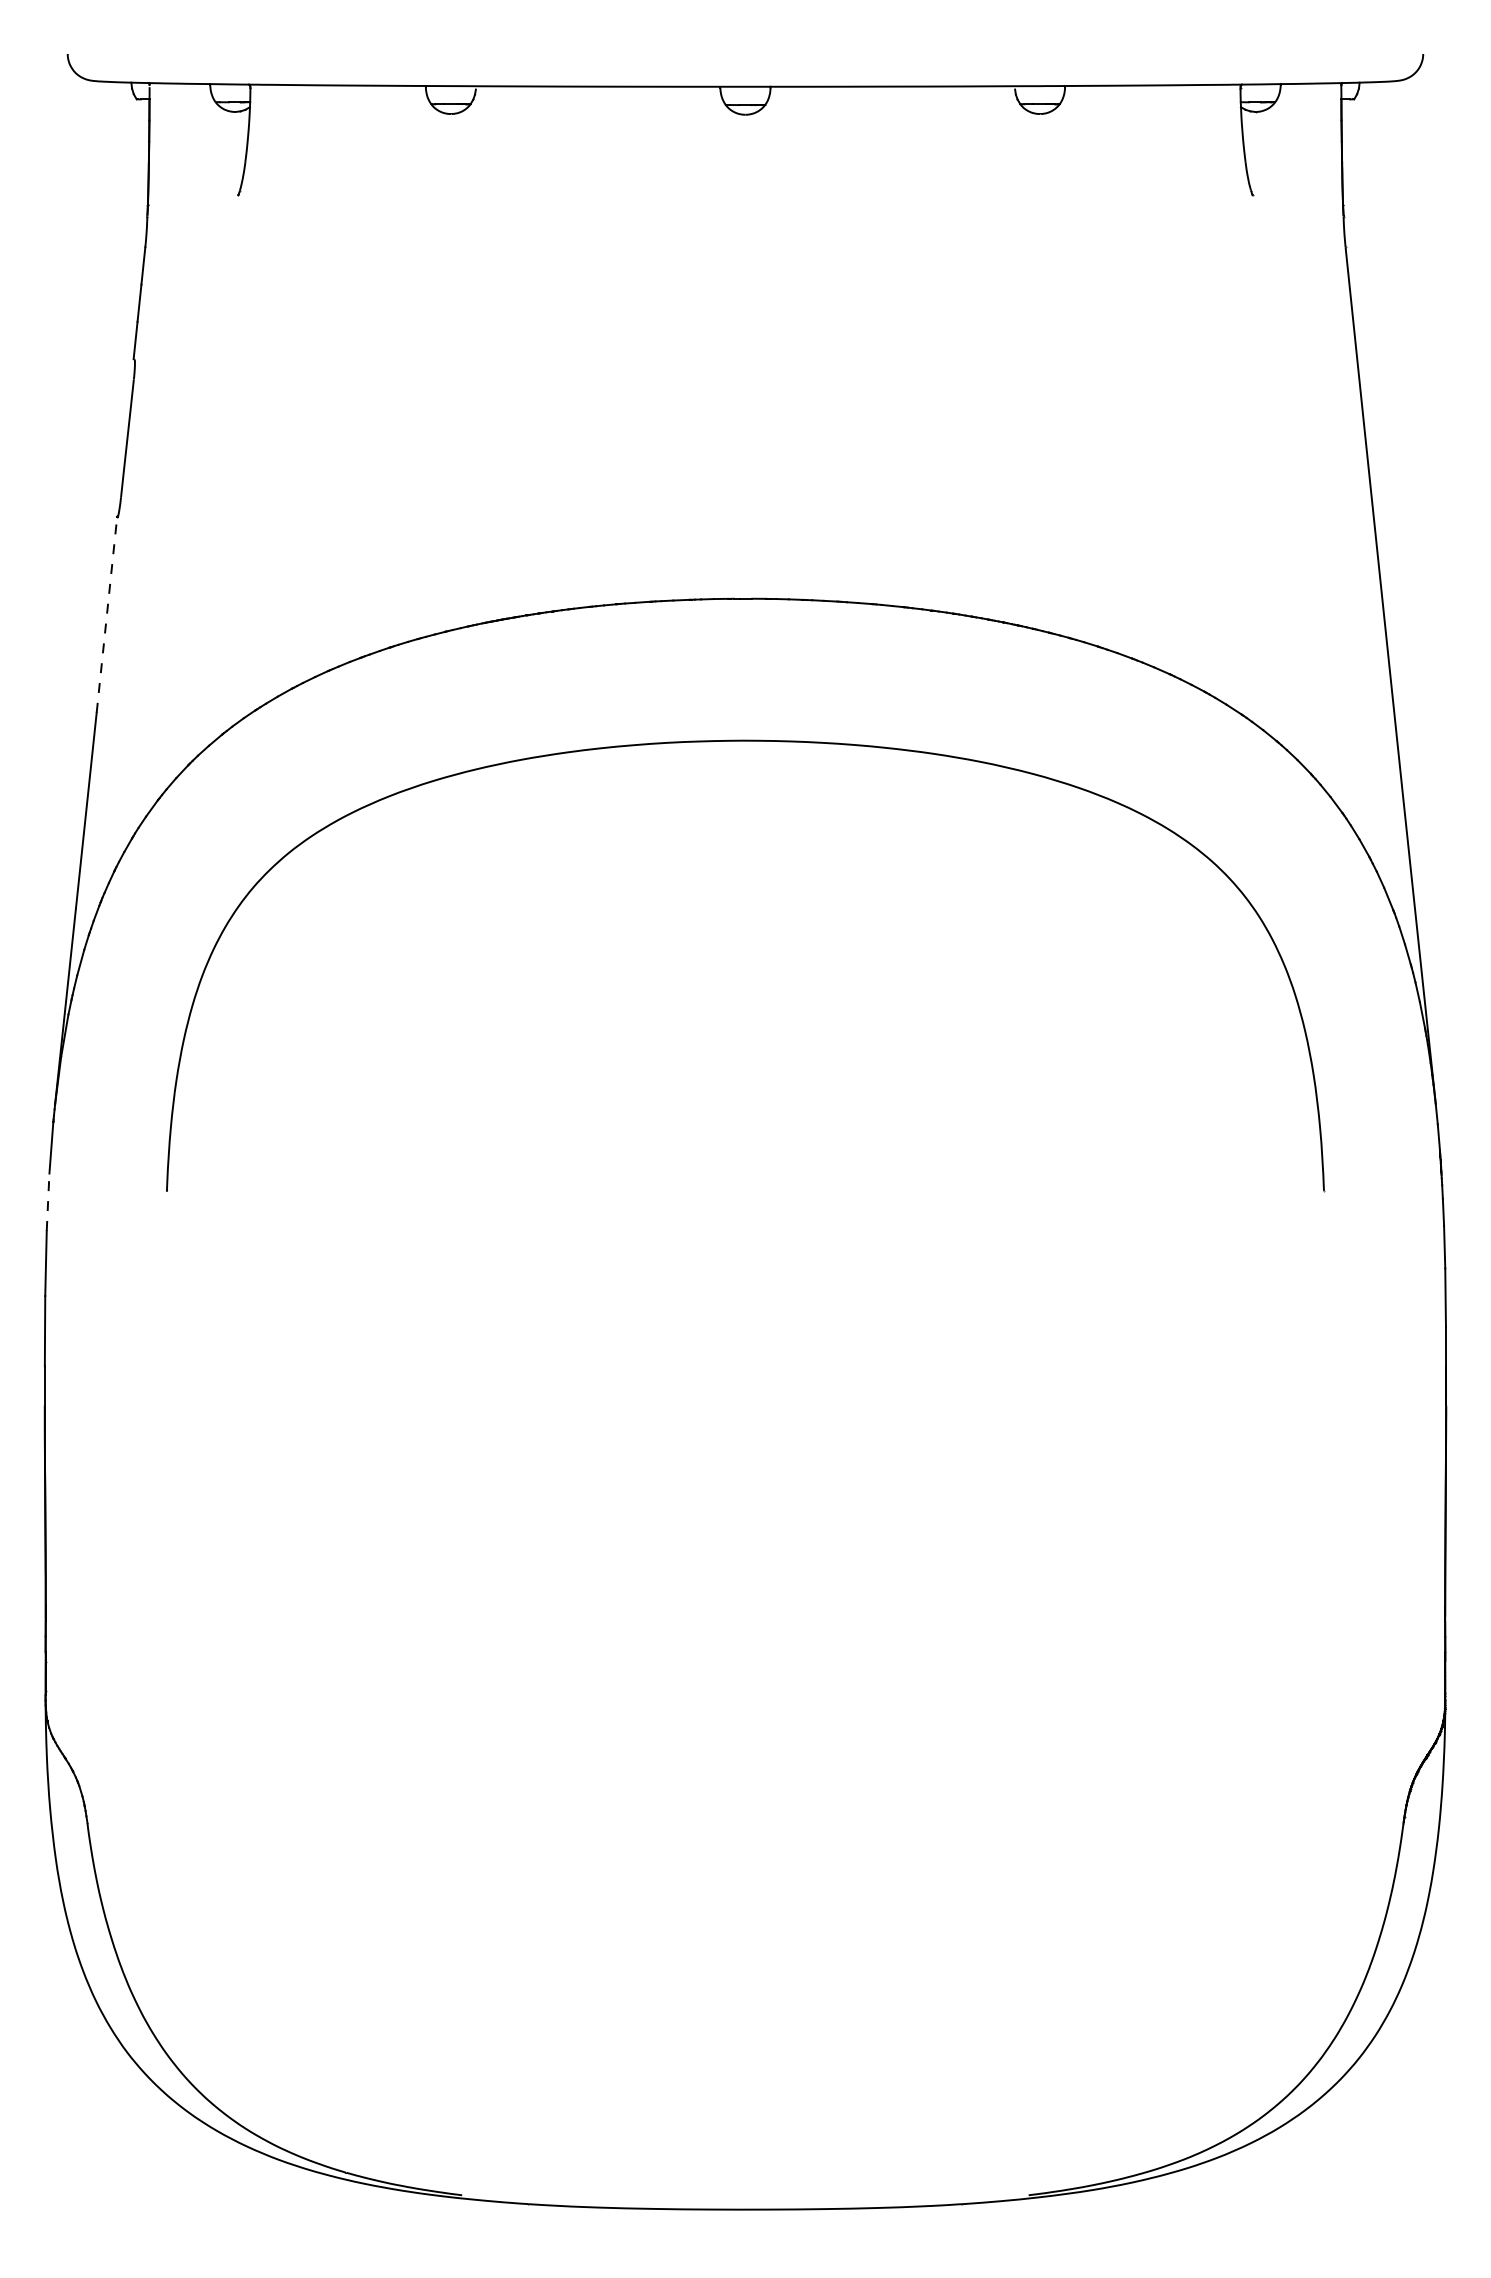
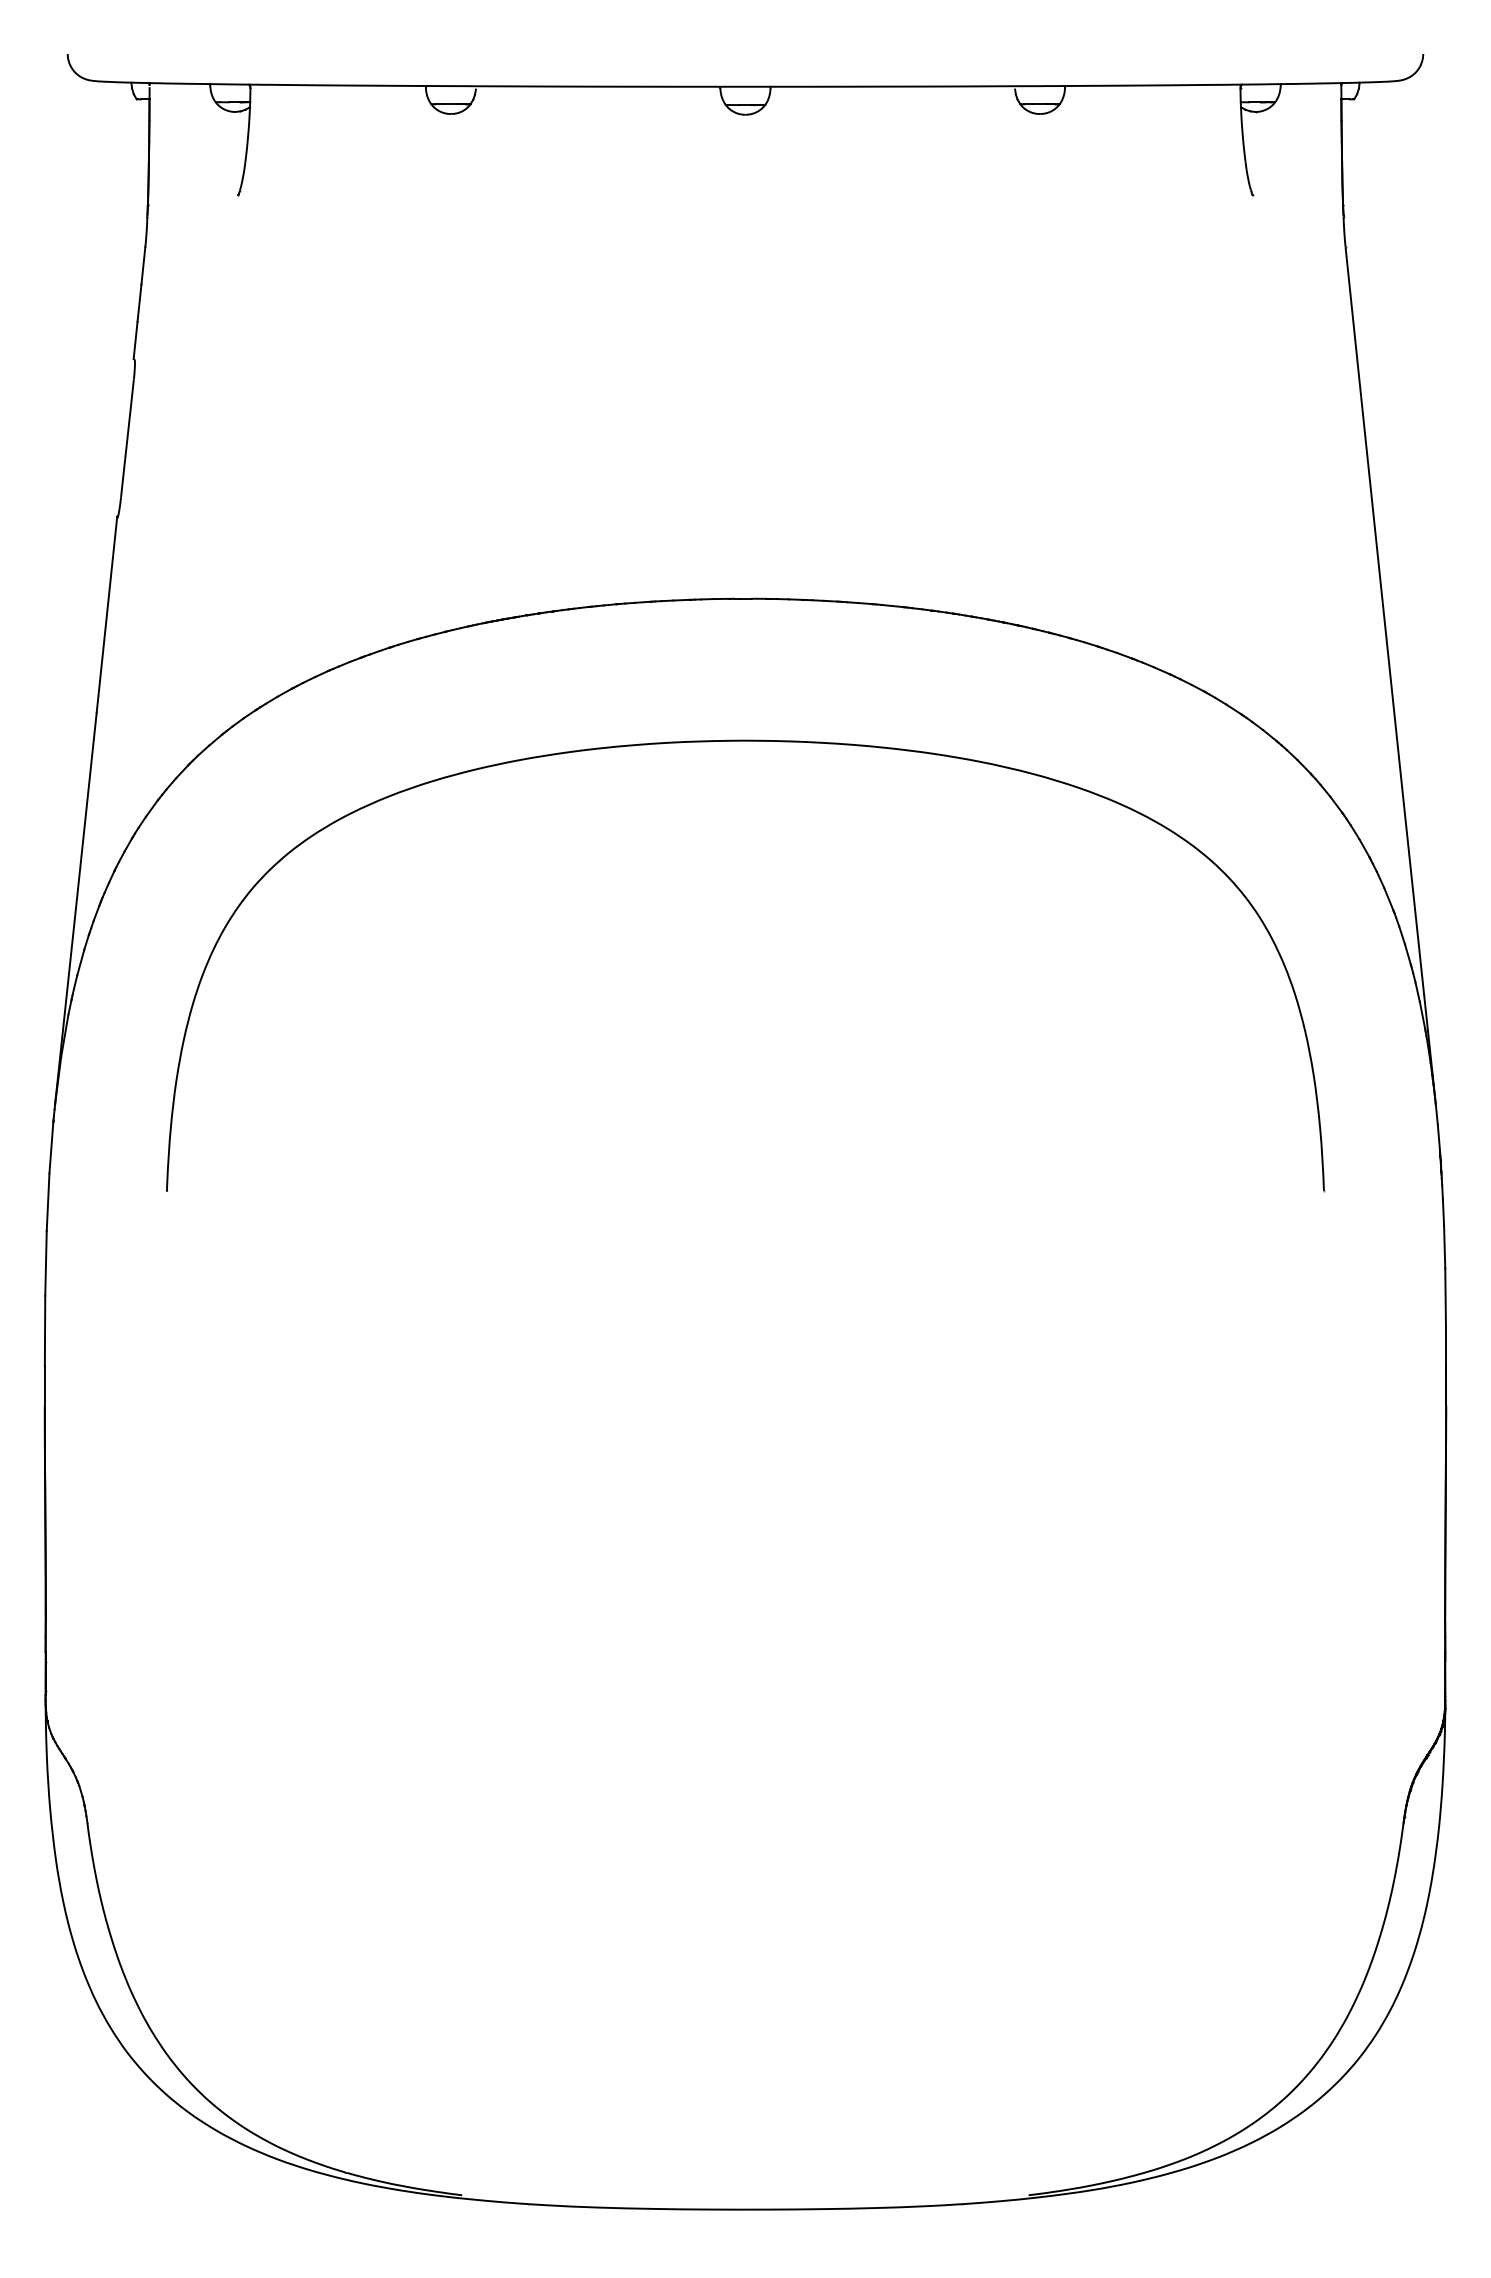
line: dashed -> solid (106, 614)
line: dashed -> solid (48, 1202)
